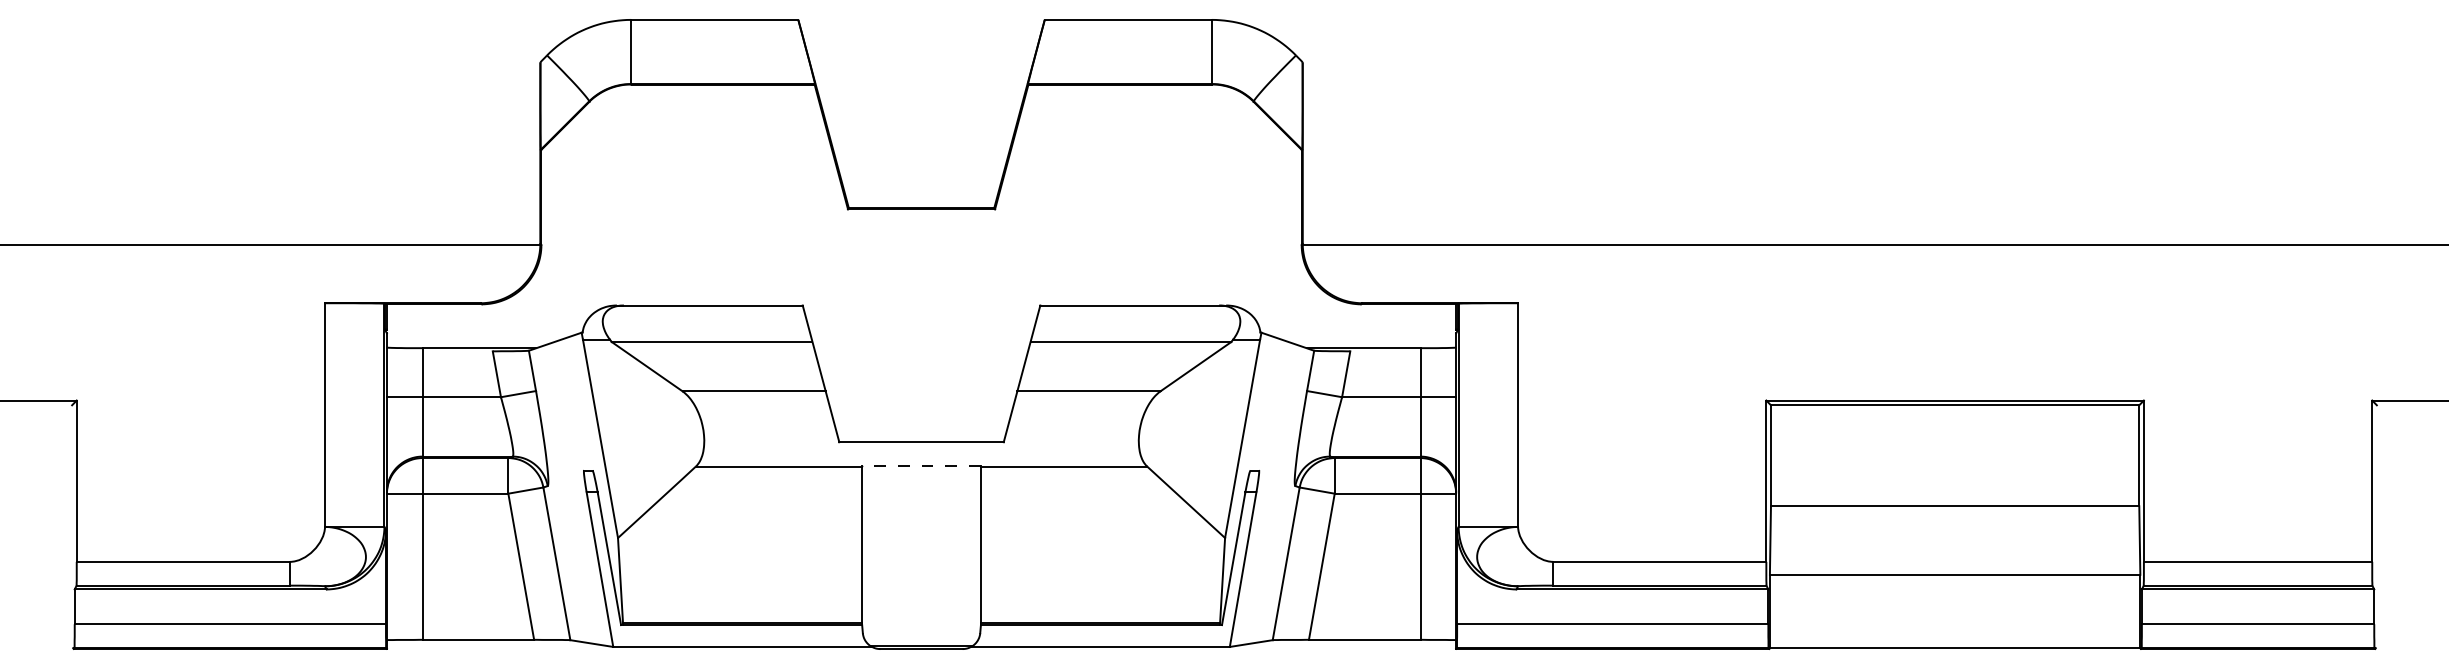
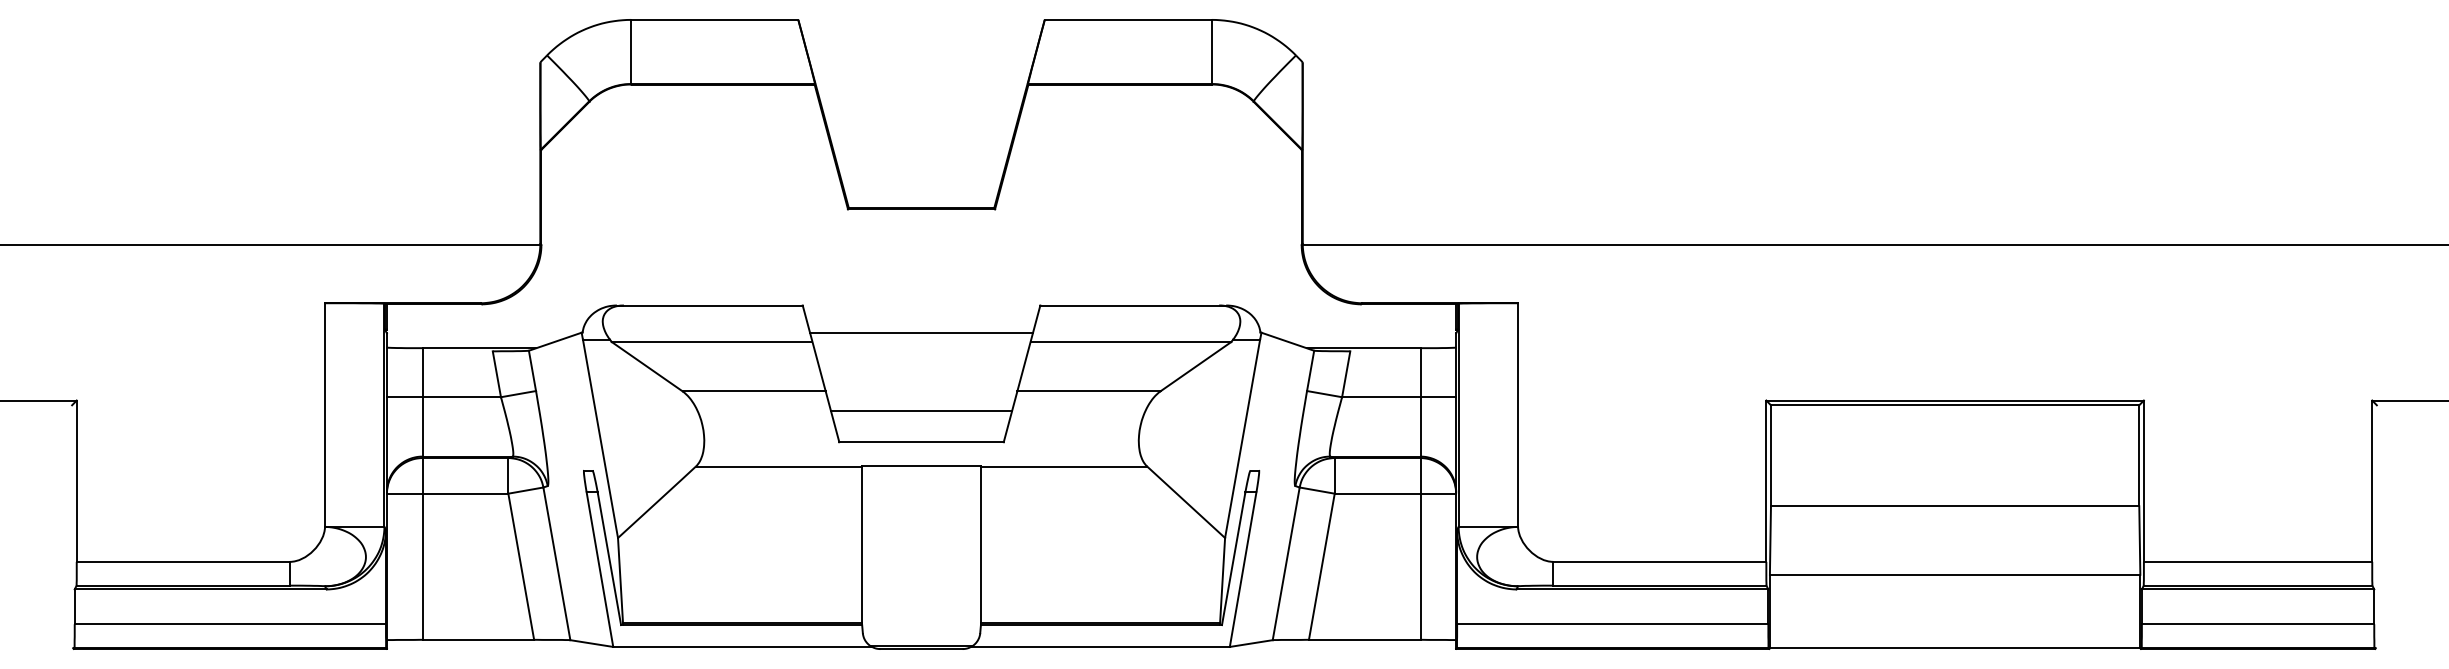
line: none -> present (921, 332)
line: none -> present (921, 411)
line: dashed -> solid (921, 465)
